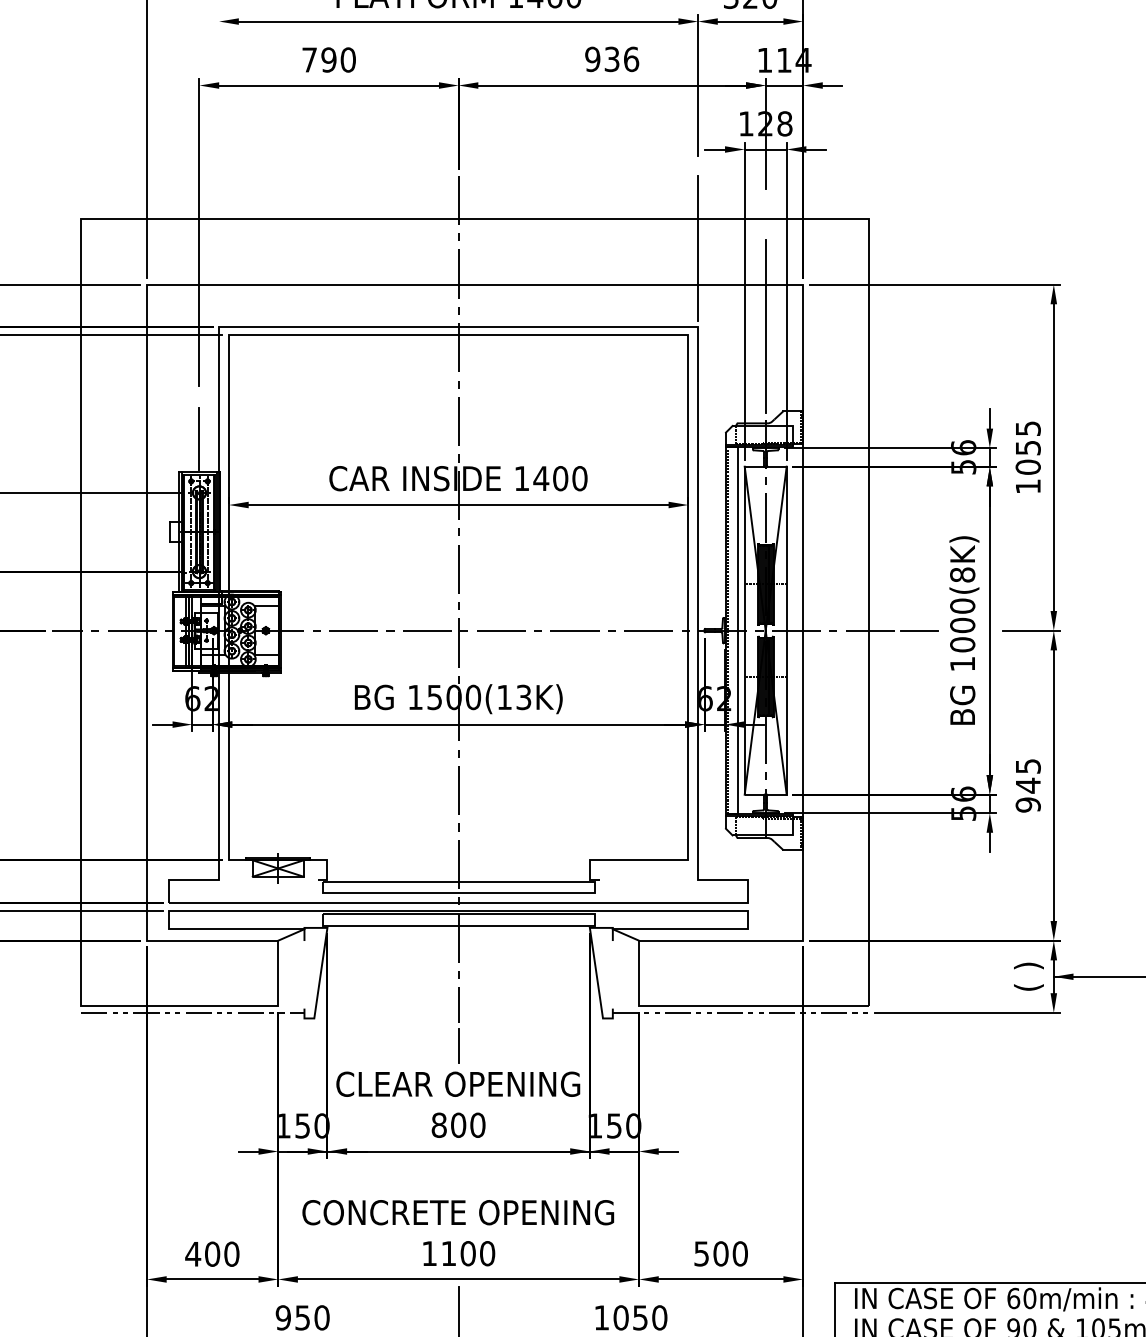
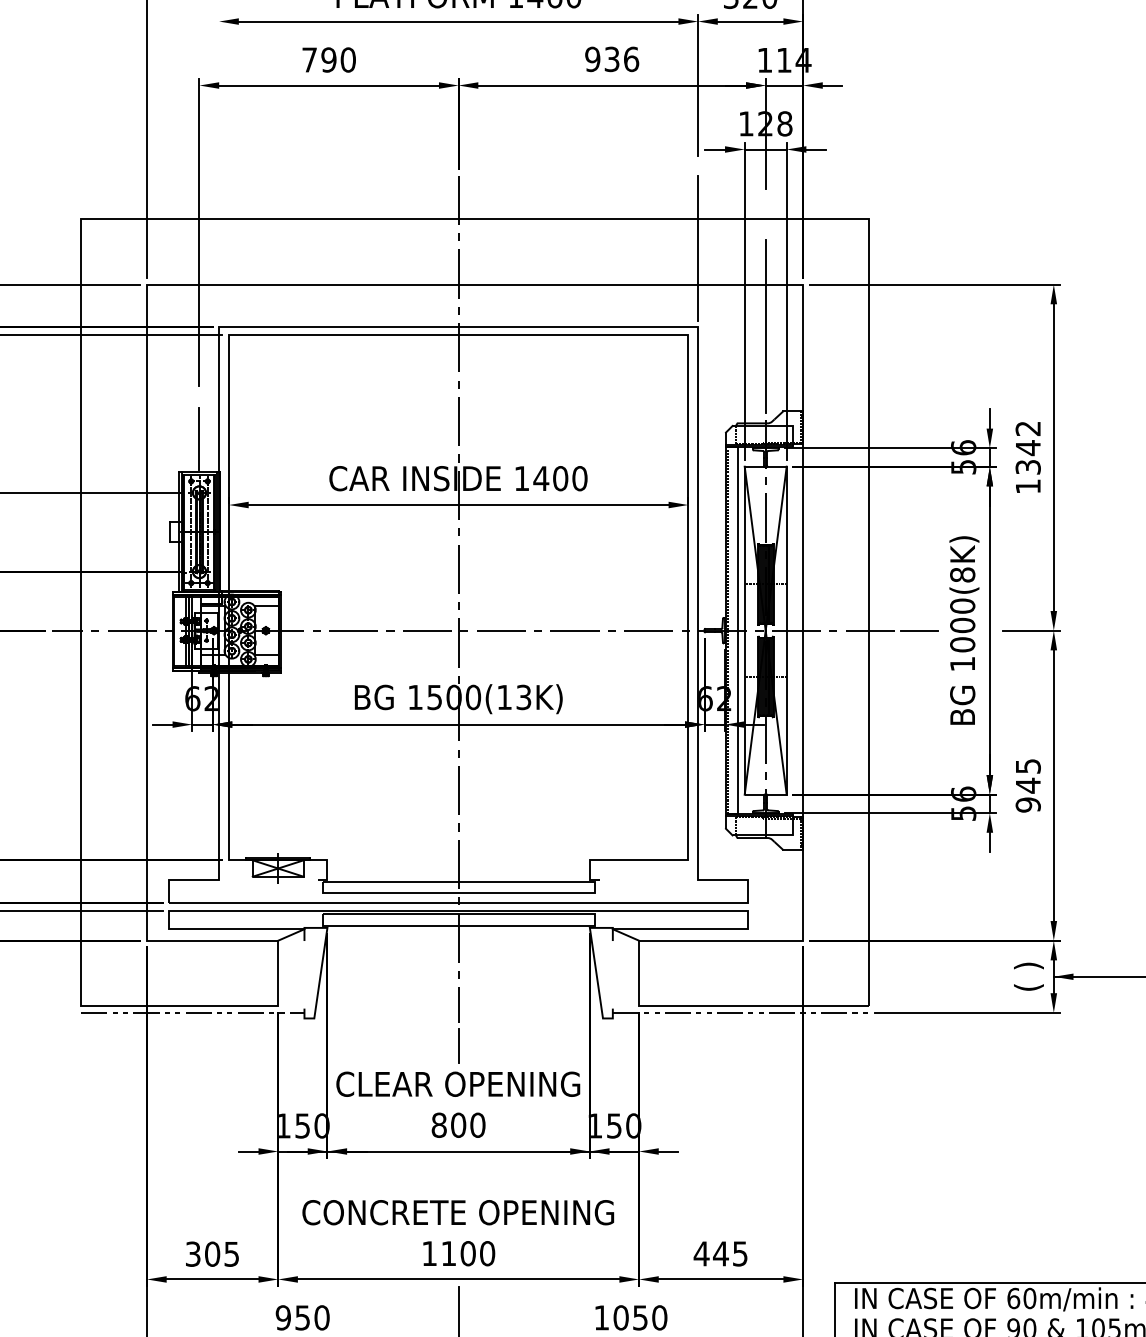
text: 1055 -> 1342 (1027, 447)
text: 400 -> 305 (212, 1253)
text: 500 -> 445 (720, 1253)
